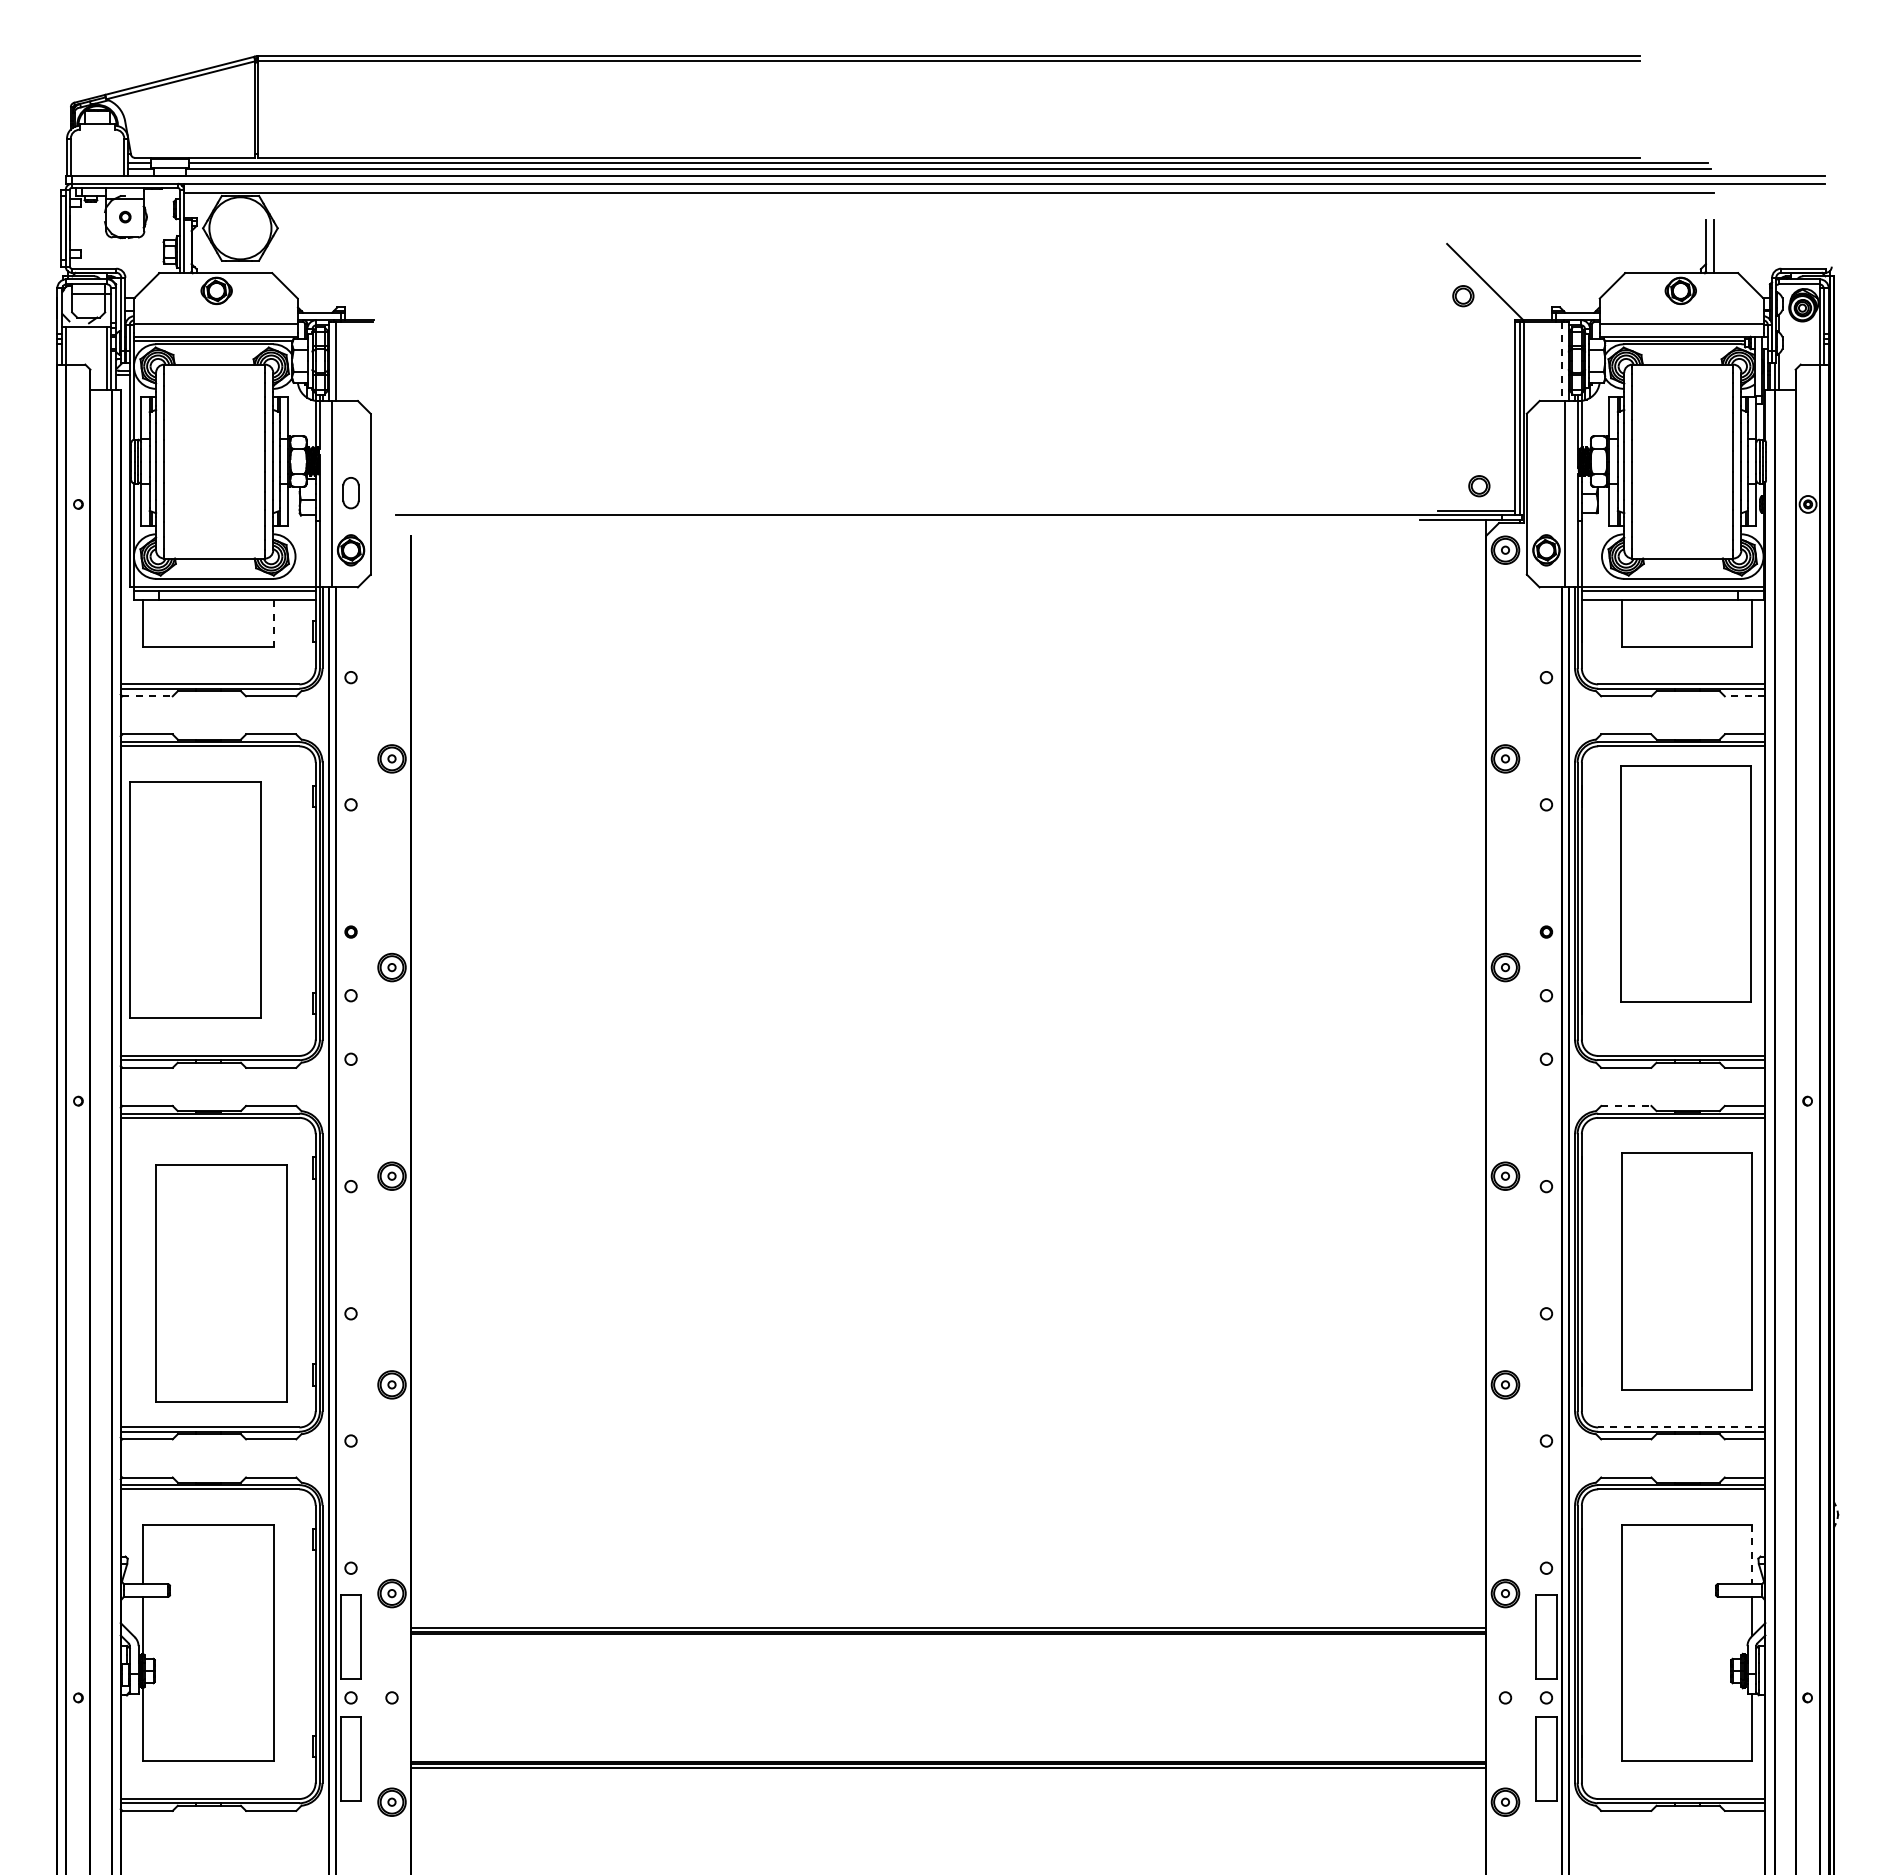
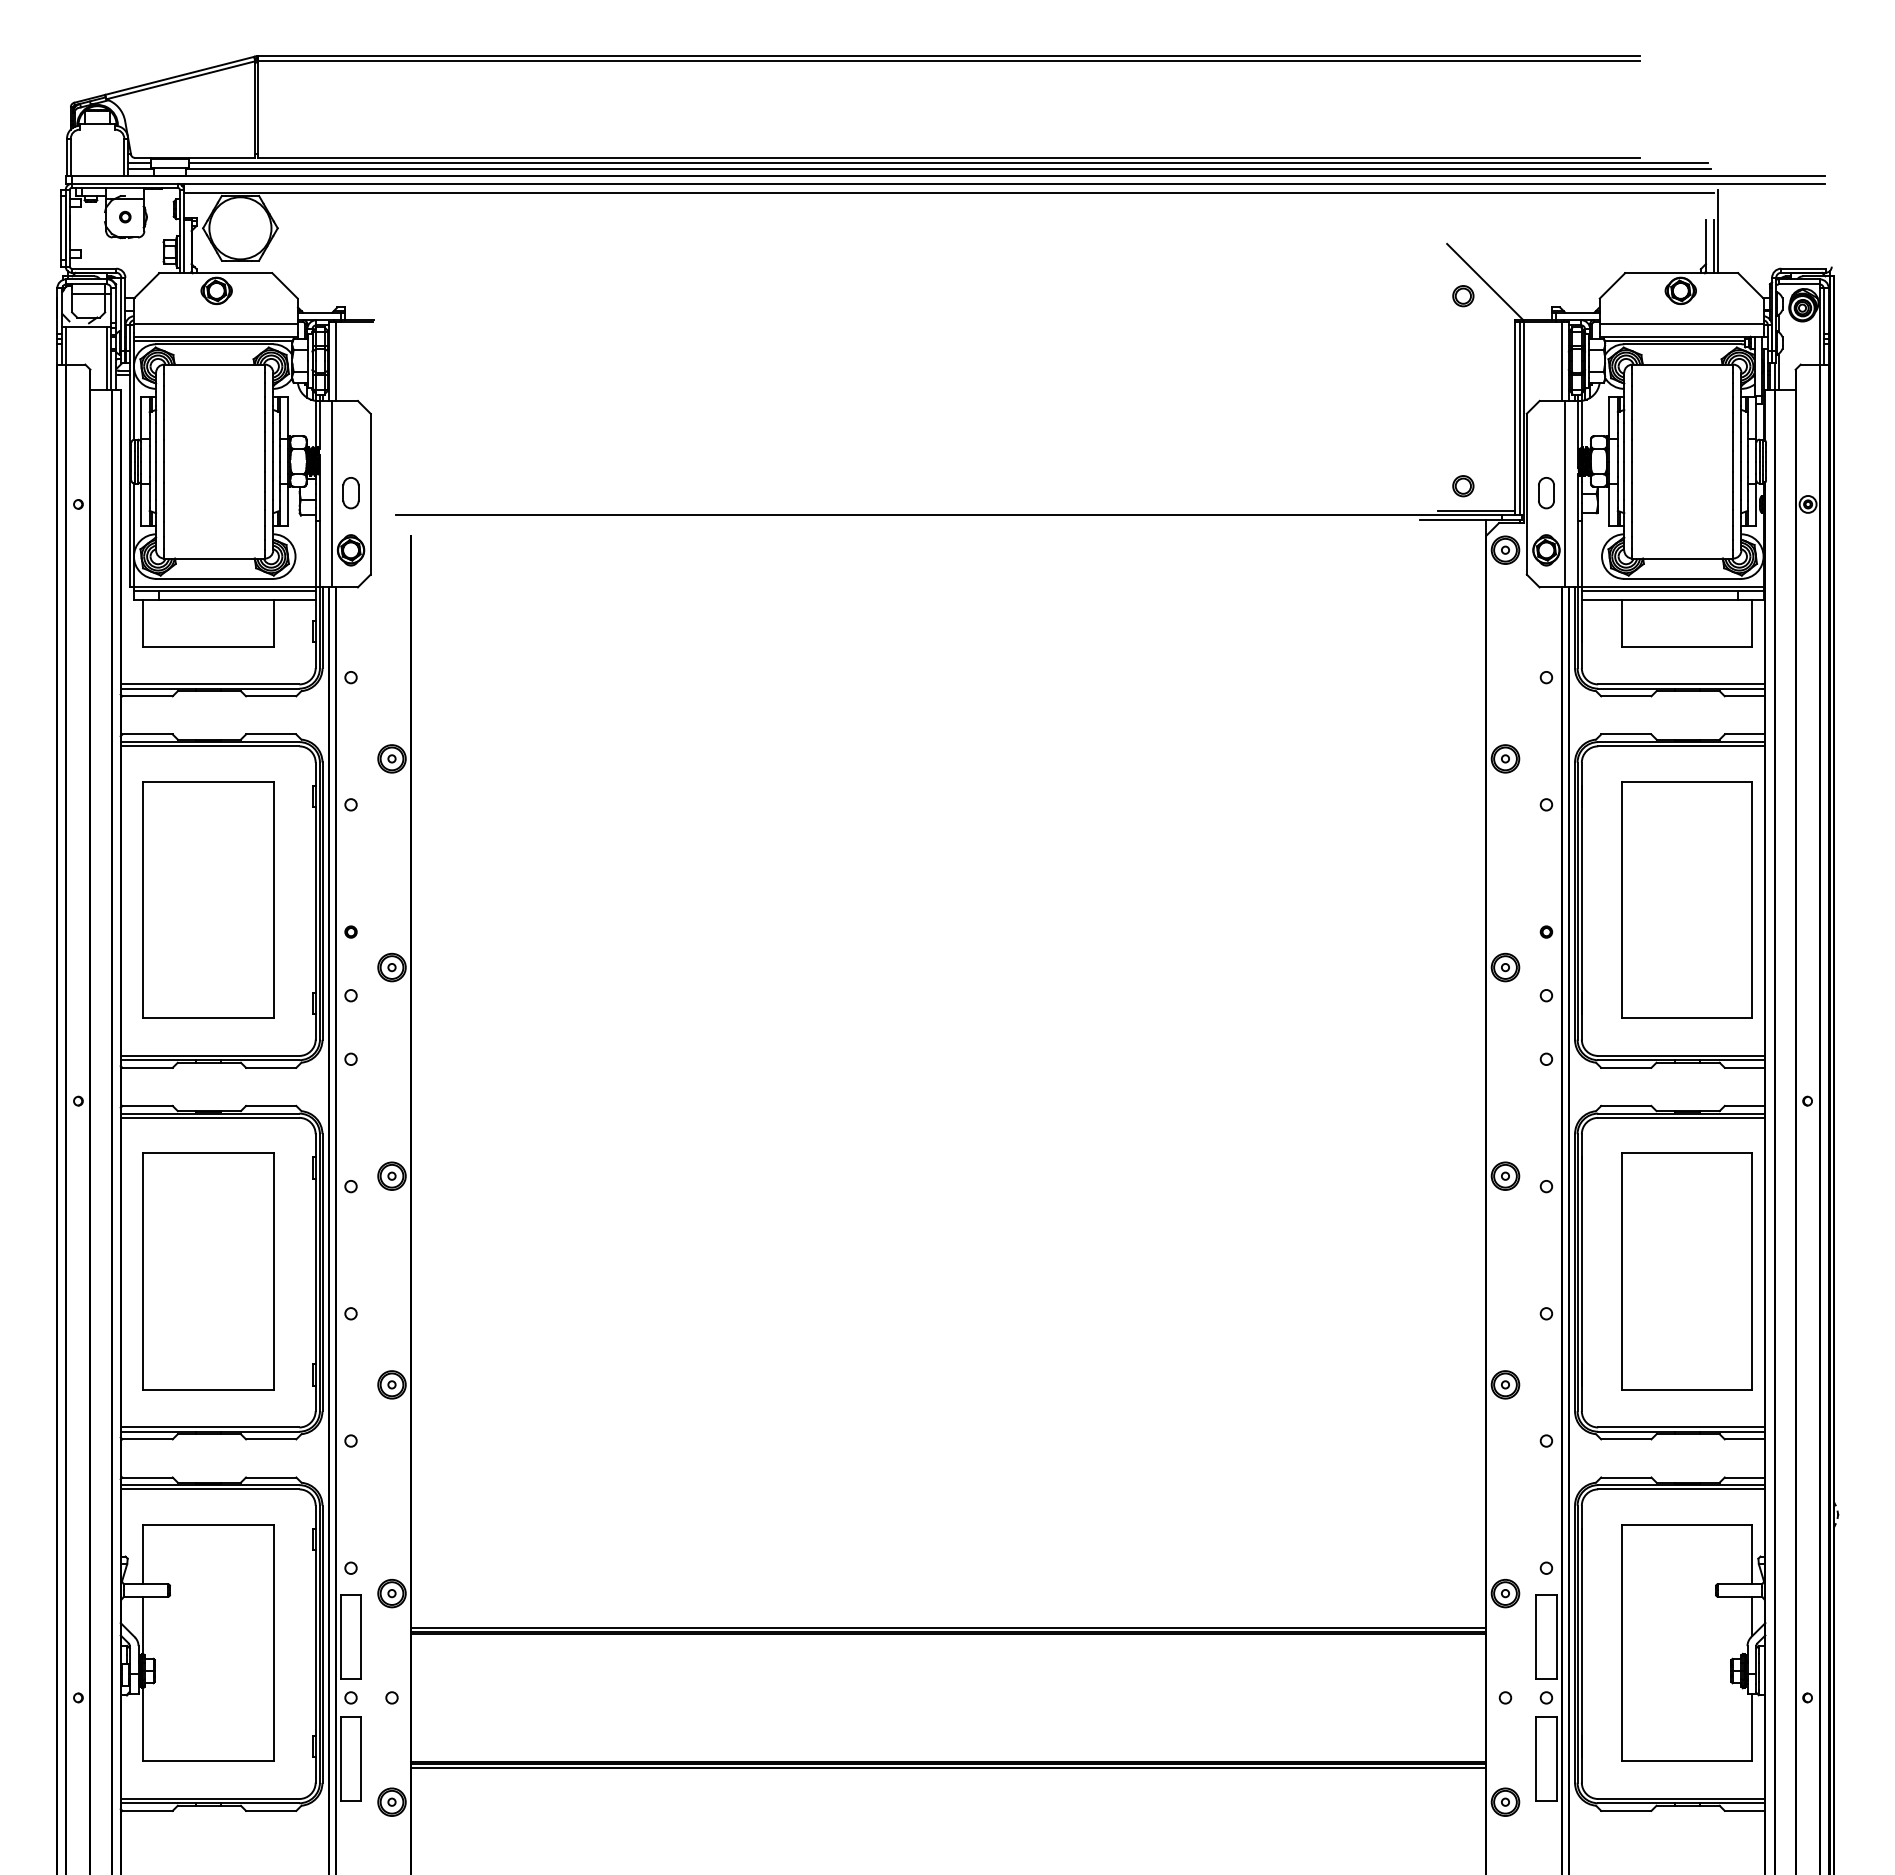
line: none -> present (1717, 231)
line: dashed -> solid (1561, 361)
part position: (1479, 486) -> (1463, 486) (1463, 486)
part: none -> present (1546, 493)
line: dashed -> solid (273, 623)
line: dashed -> solid (148, 696)
line: dashed -> solid (1744, 696)
part position: (1685, 883) -> (1686, 899) (1686, 899)
part position: (195, 899) -> (208, 899) (208, 899)
line: dashed -> solid (1626, 1105)
part position: (221, 1283) -> (208, 1271) (208, 1271)
line: dashed -> solid (1681, 1427)
line: dashed -> solid (1752, 1554)
